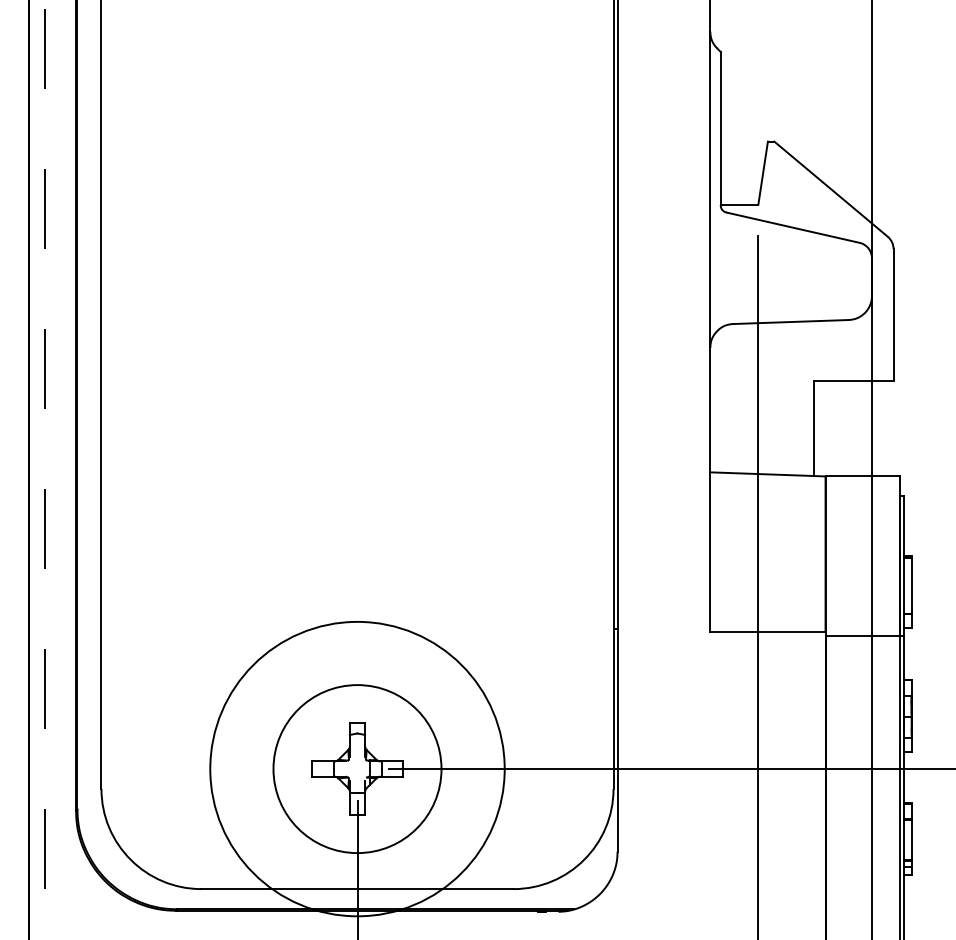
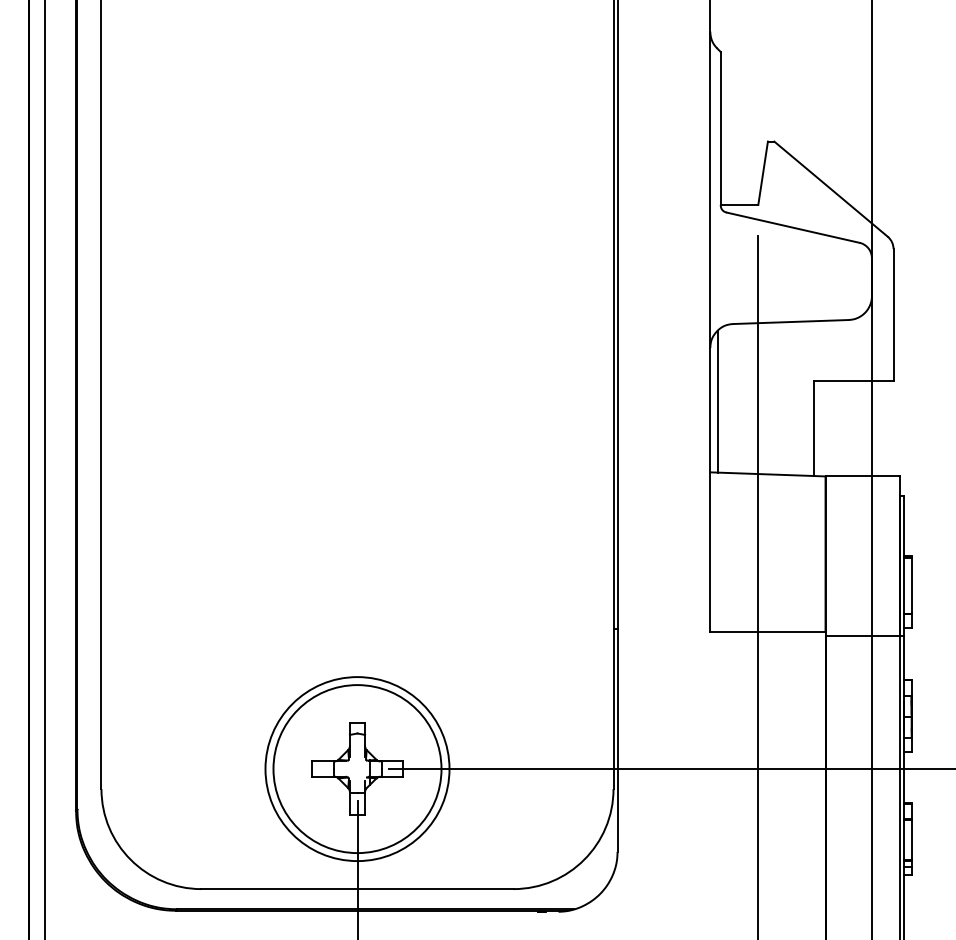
line: none -> present (717, 401)
line: dashed -> solid (45, 470)
circle diameter: 294 px -> 184 px (357, 769)
